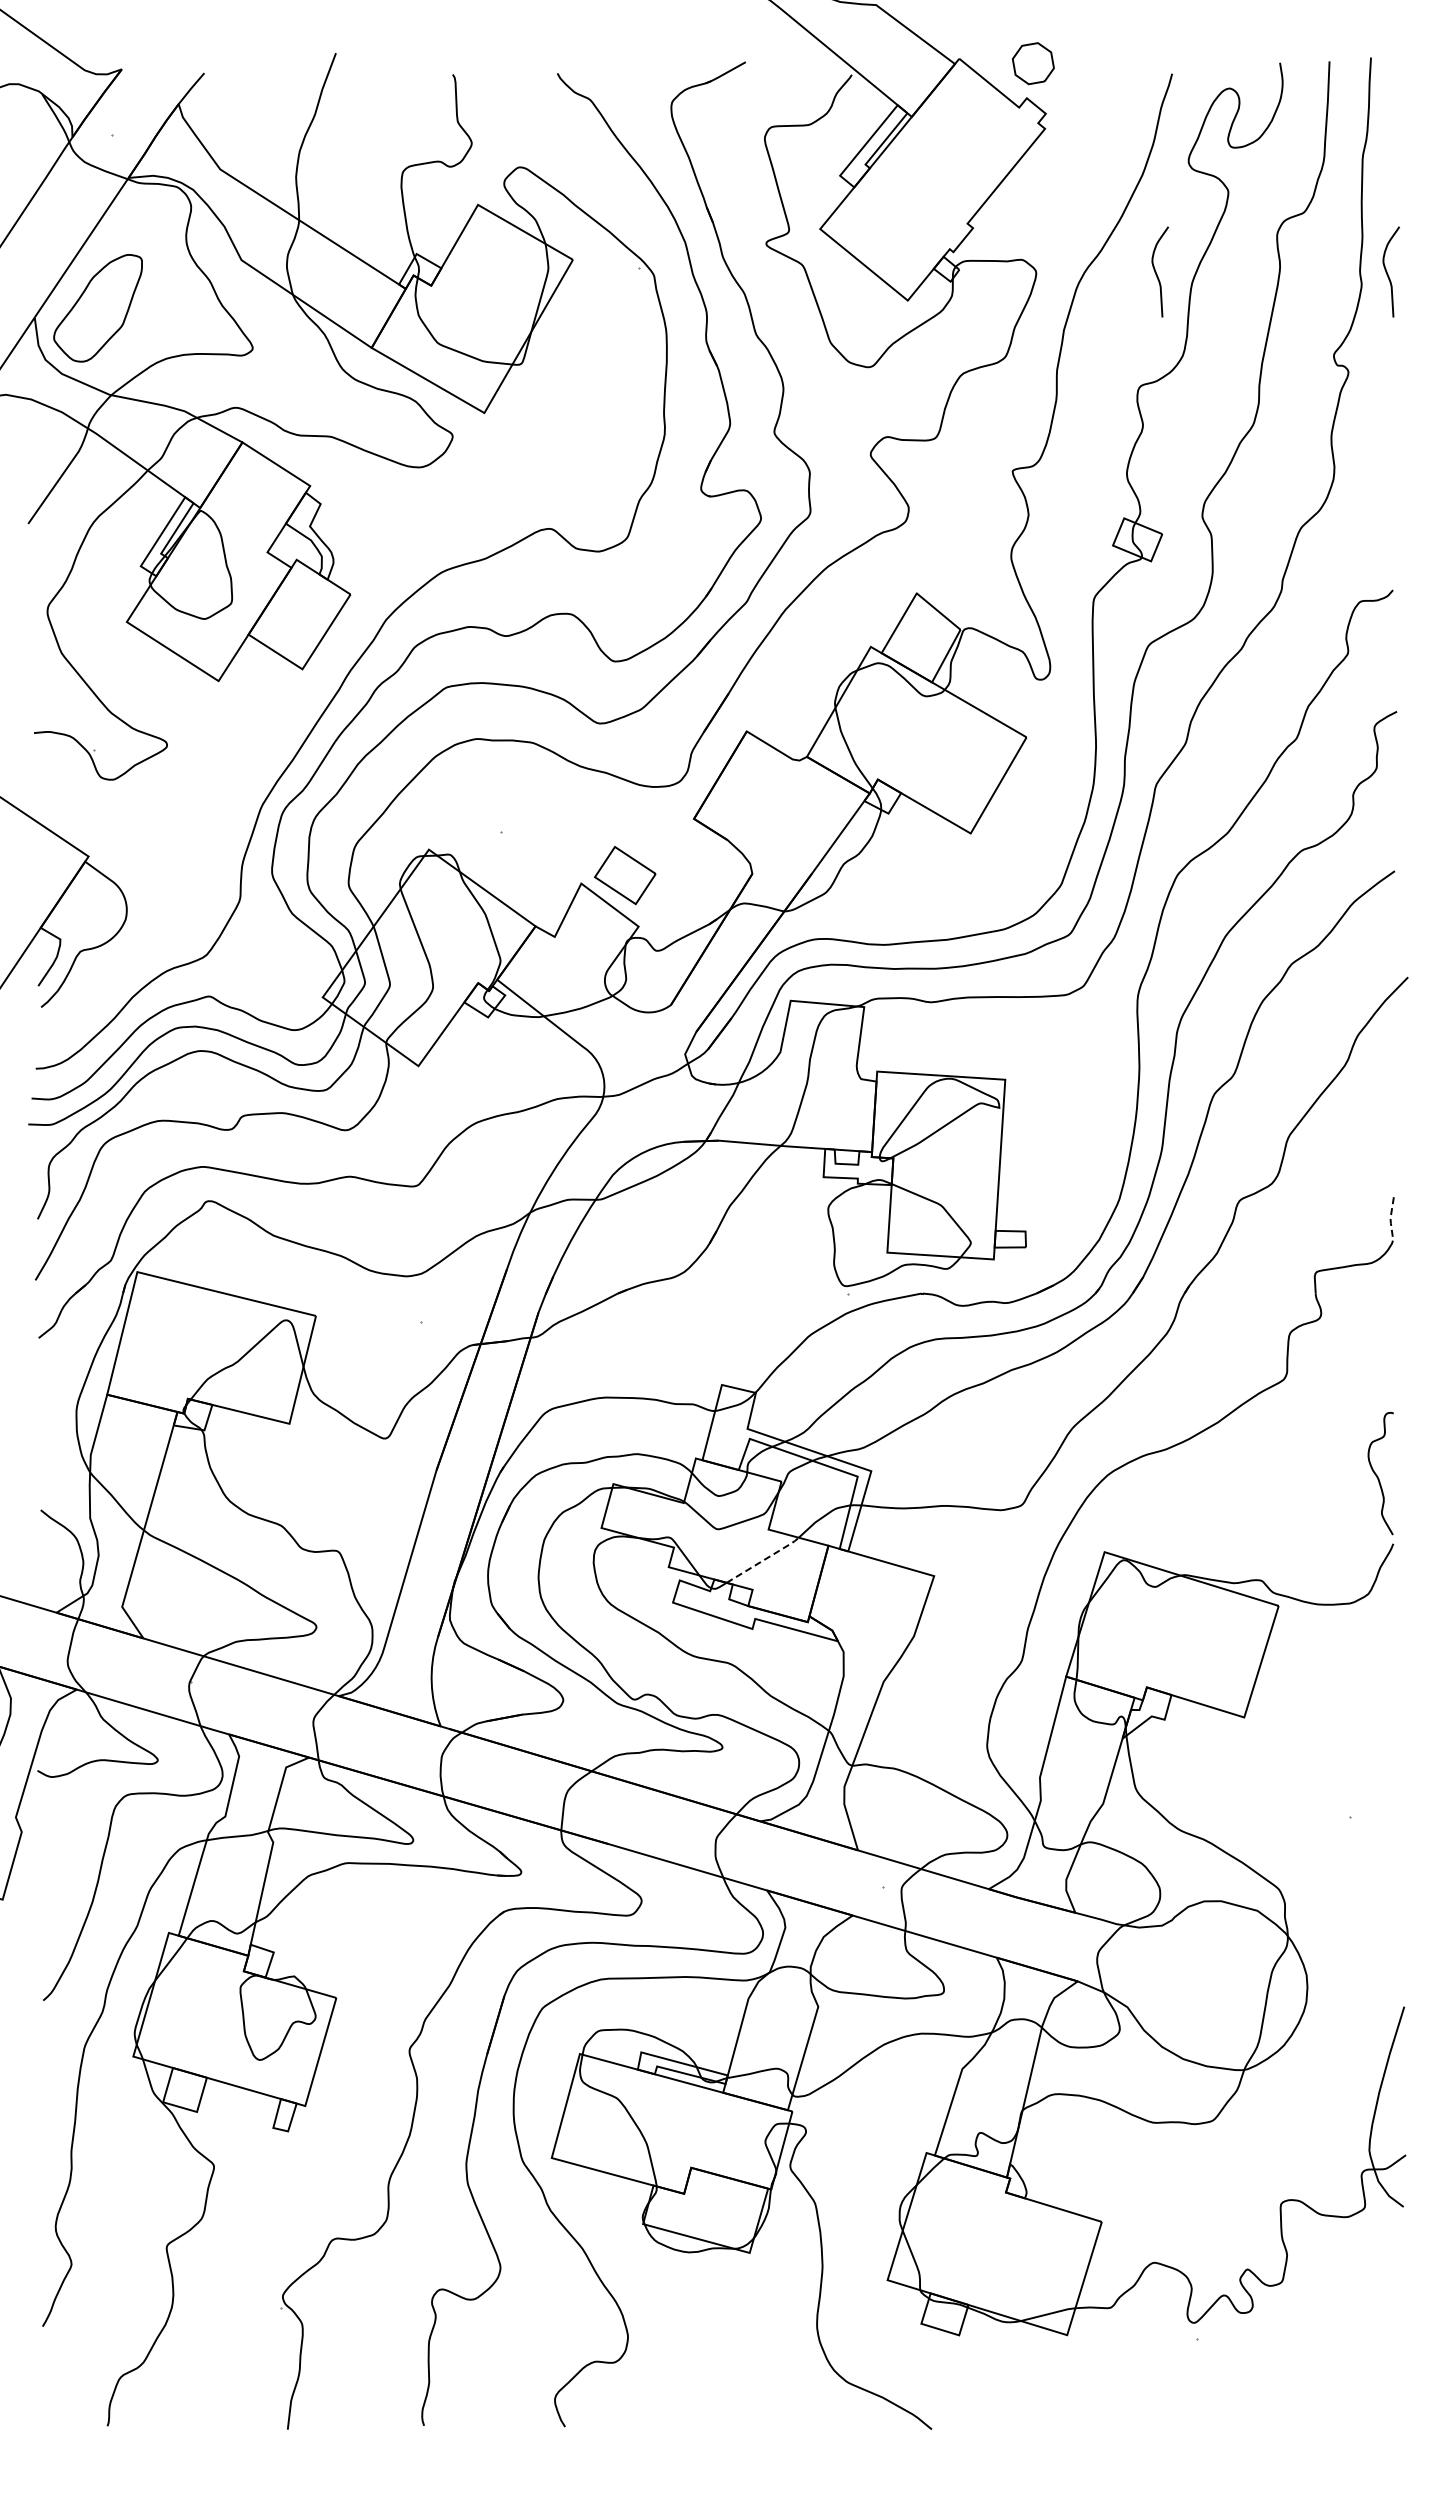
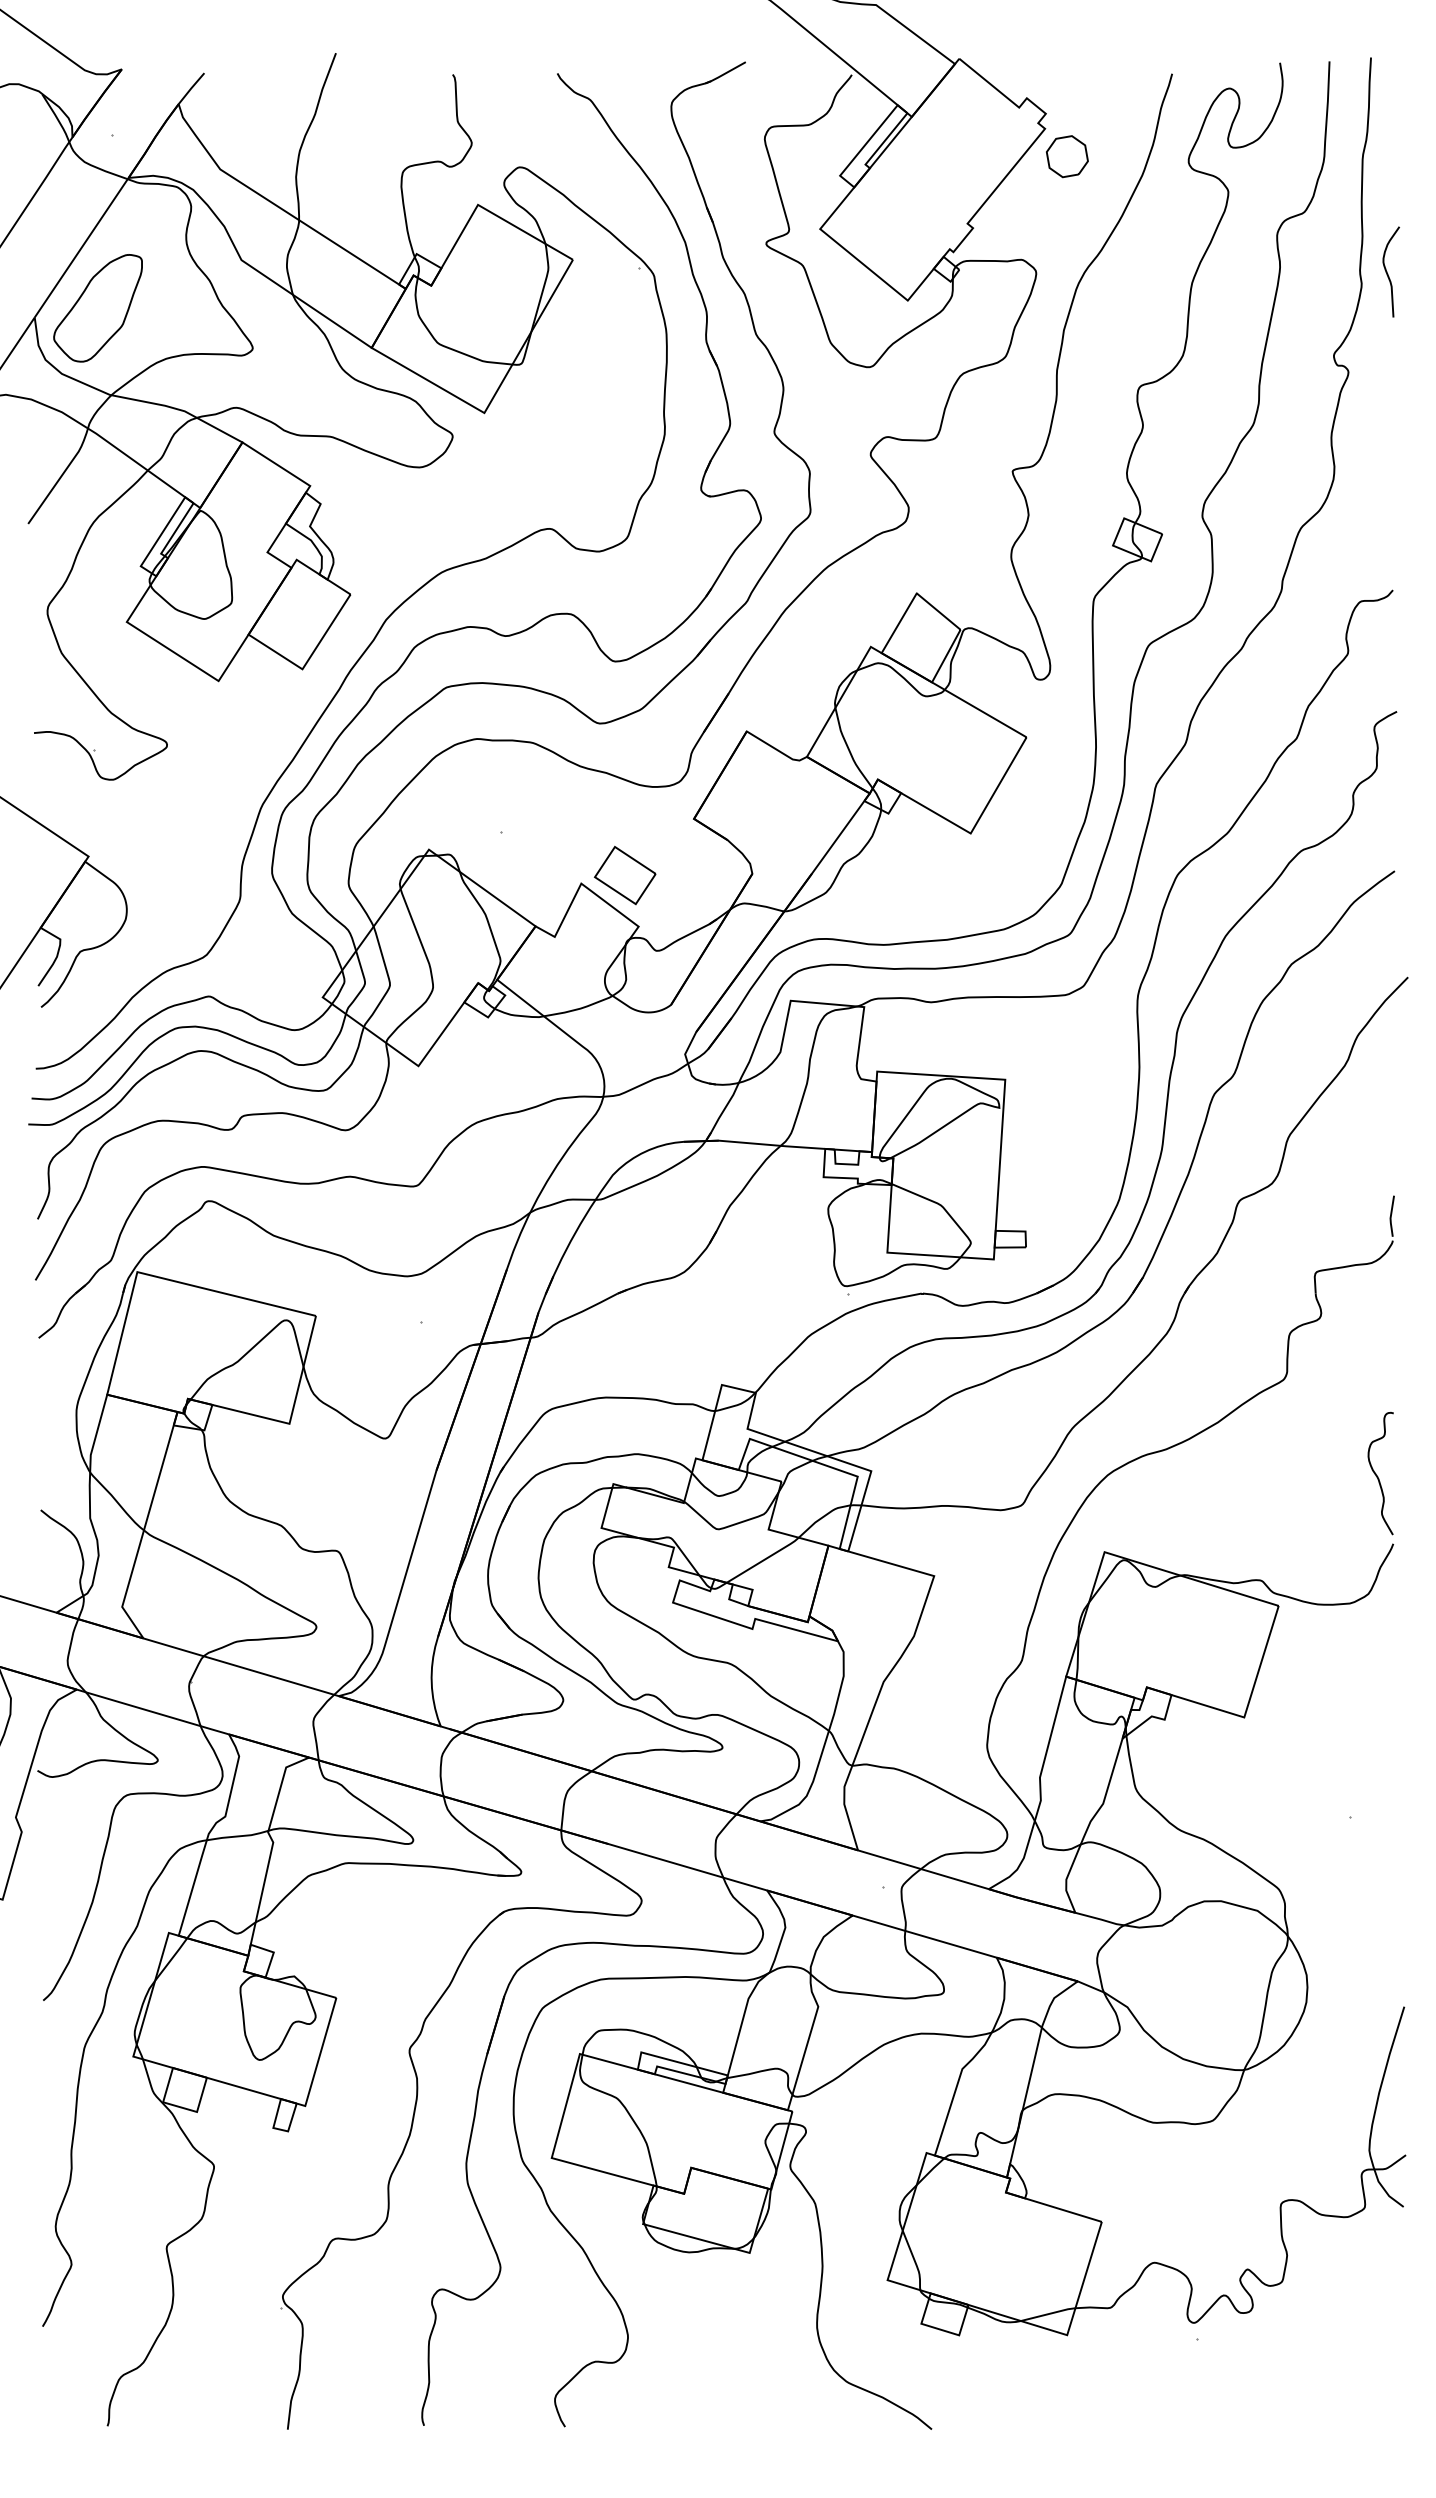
part position: (1033, 63) -> (1067, 156) (1067, 156)
curve: present -> none (1157, 273)
line: dashed -> solid (1390, 1217)
line: dashed -> solid (764, 1559)
